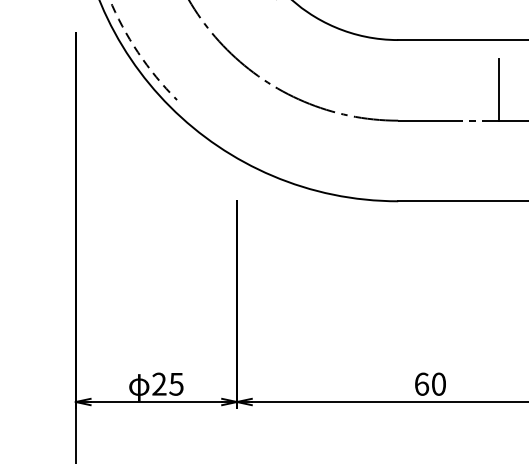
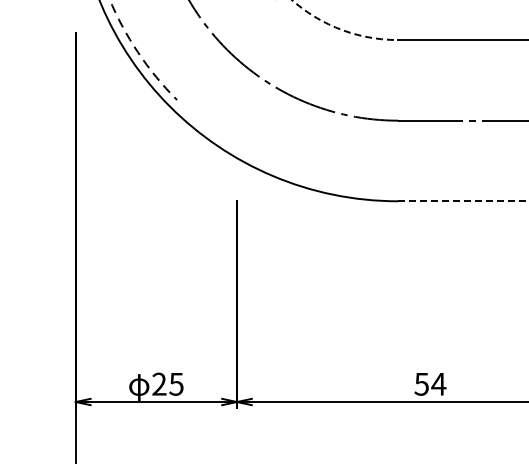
arc: solid -> dashed (341, 29)
line: present -> none (499, 89)
line: solid -> dashed (464, 201)
text: 60 -> 54 (430, 383)
